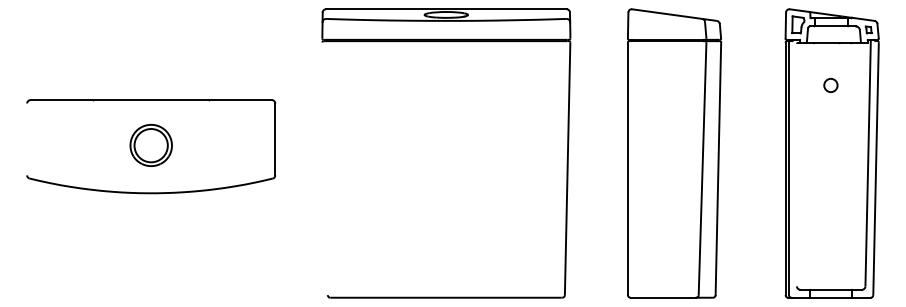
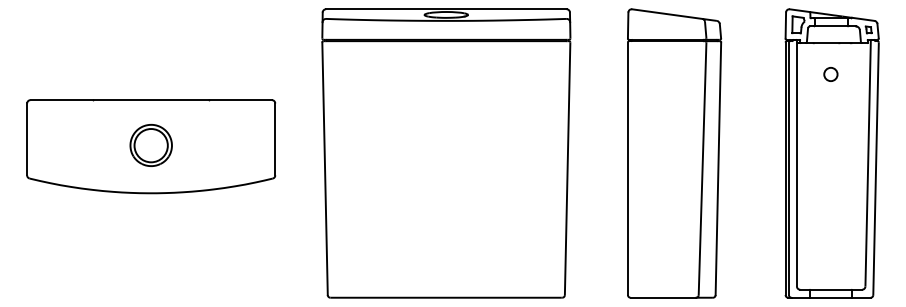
circle position: (830, 85) -> (830, 74) (830, 74)
line: none -> present (27, 139)
line: none -> present (796, 163)
line: none -> present (324, 168)
